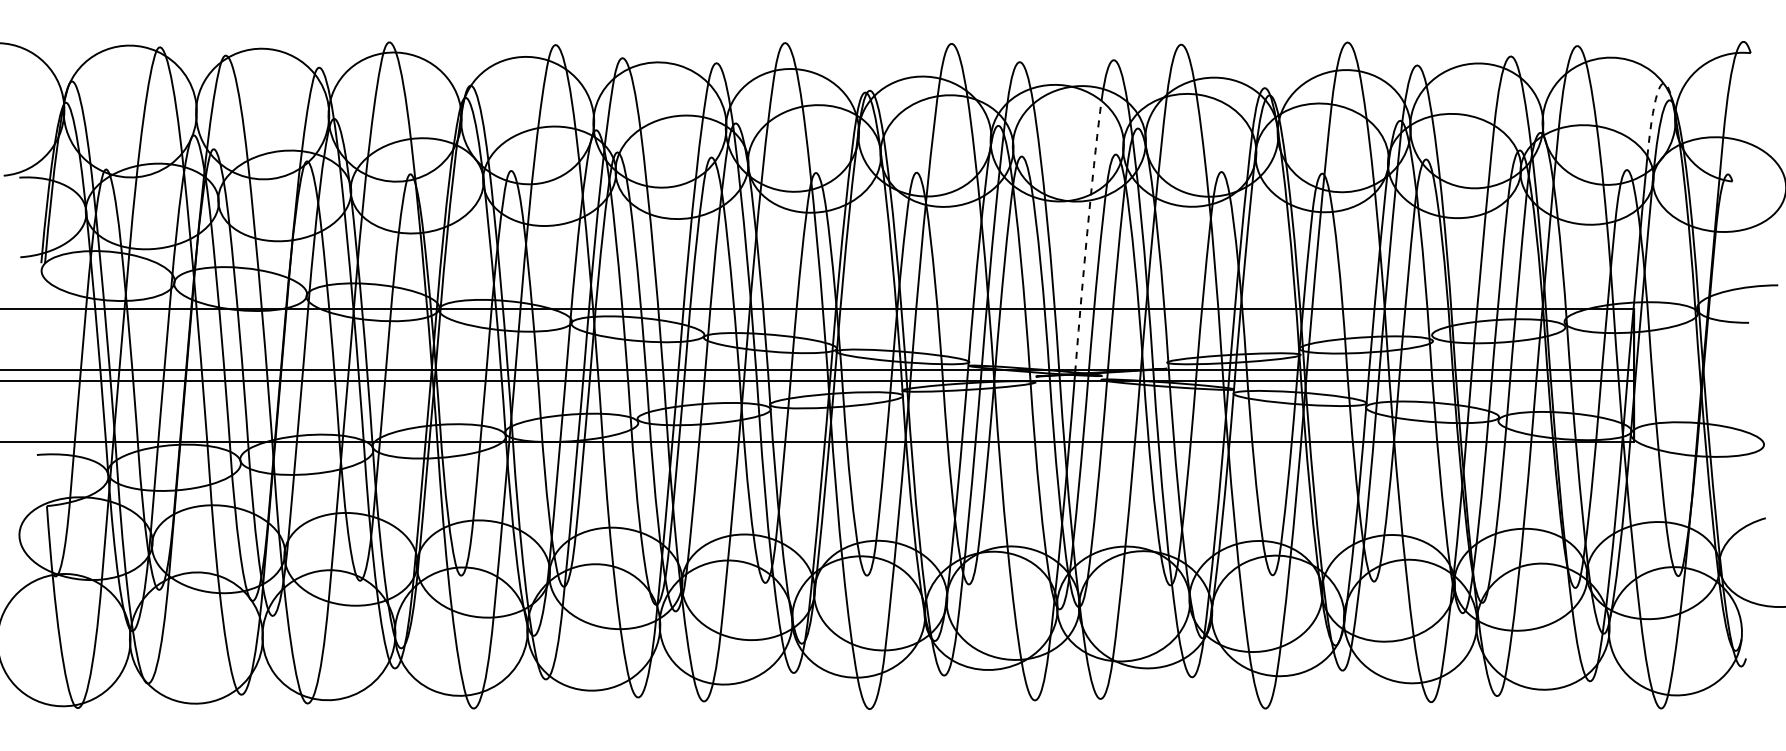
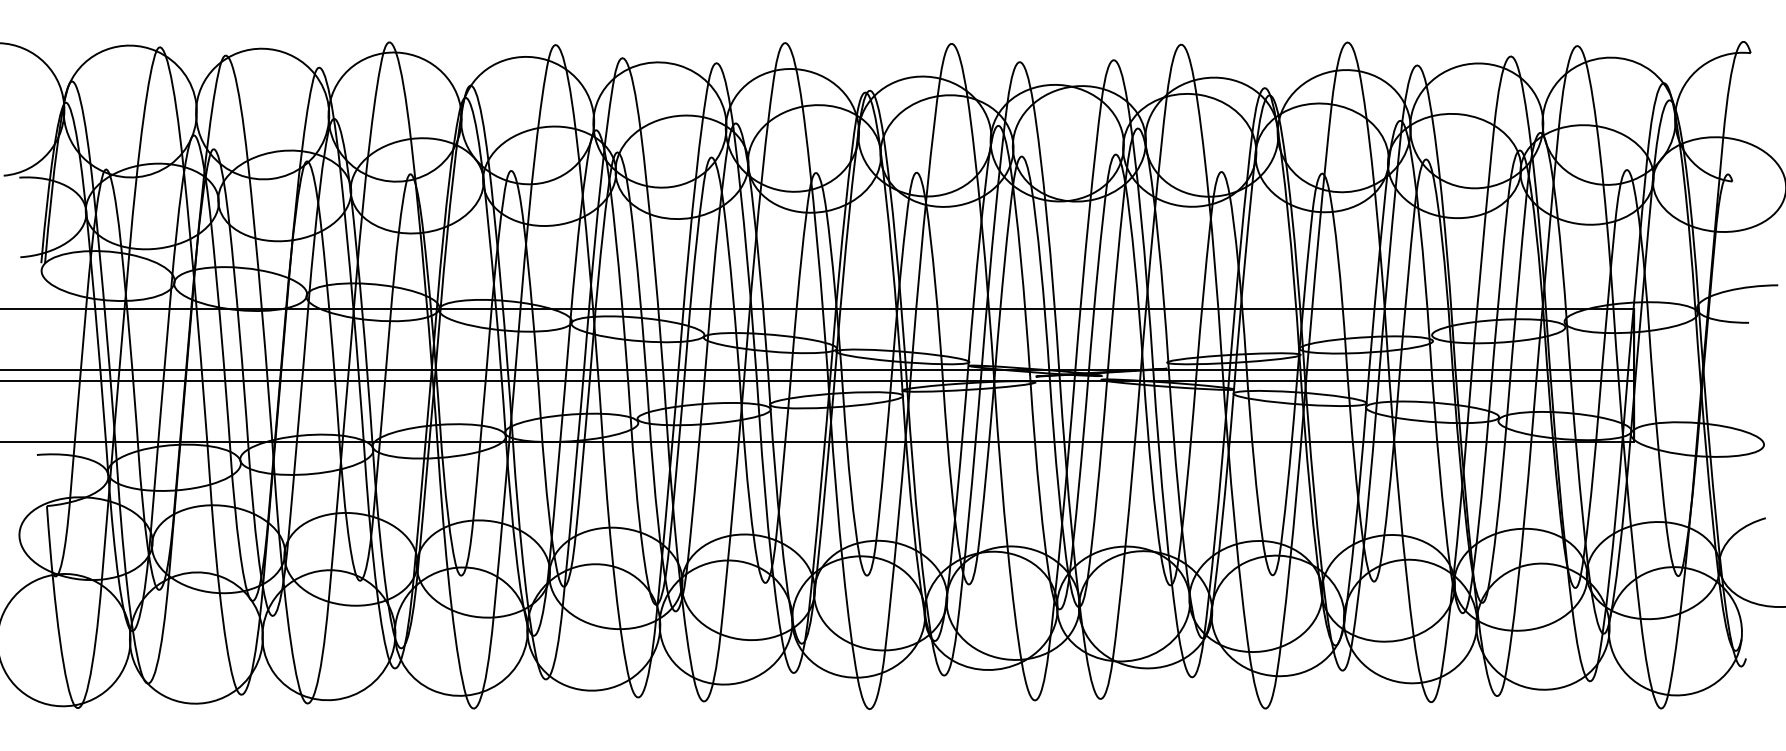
arc: dashed -> solid (1654, 105)
arc: dashed -> solid (1087, 233)
